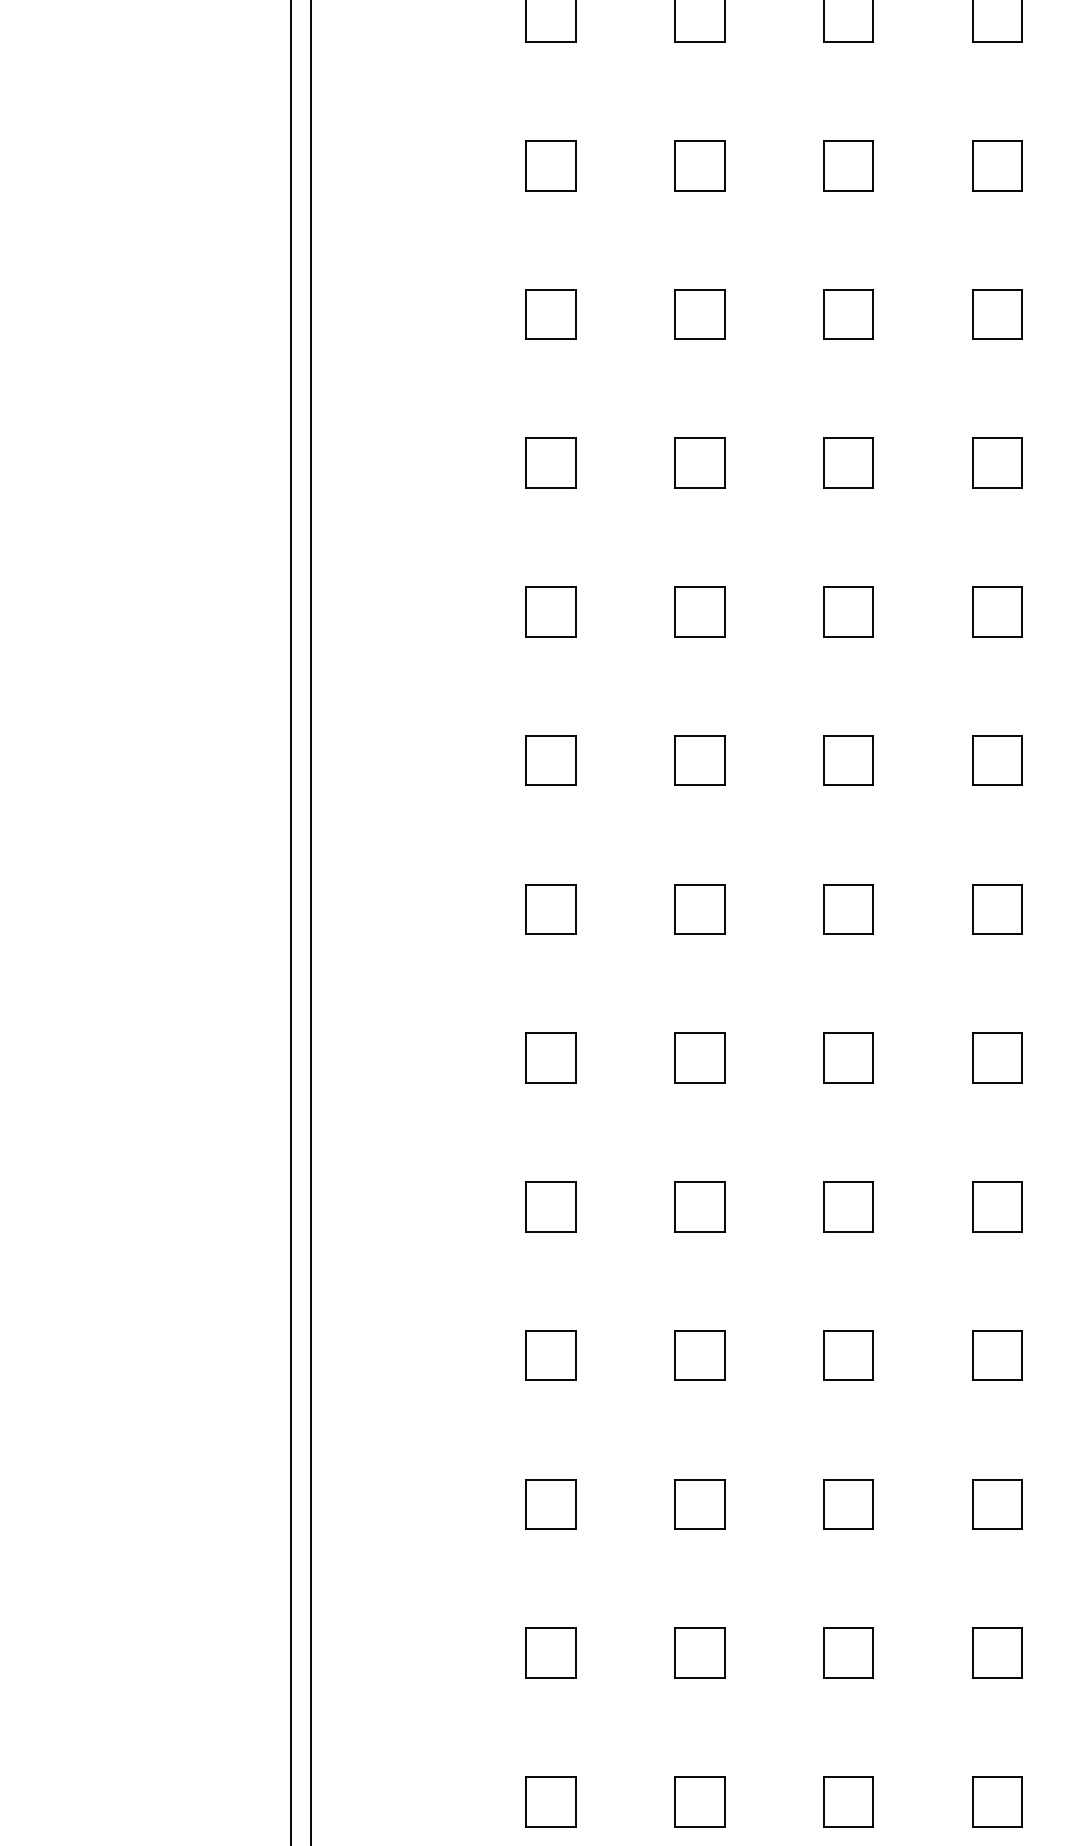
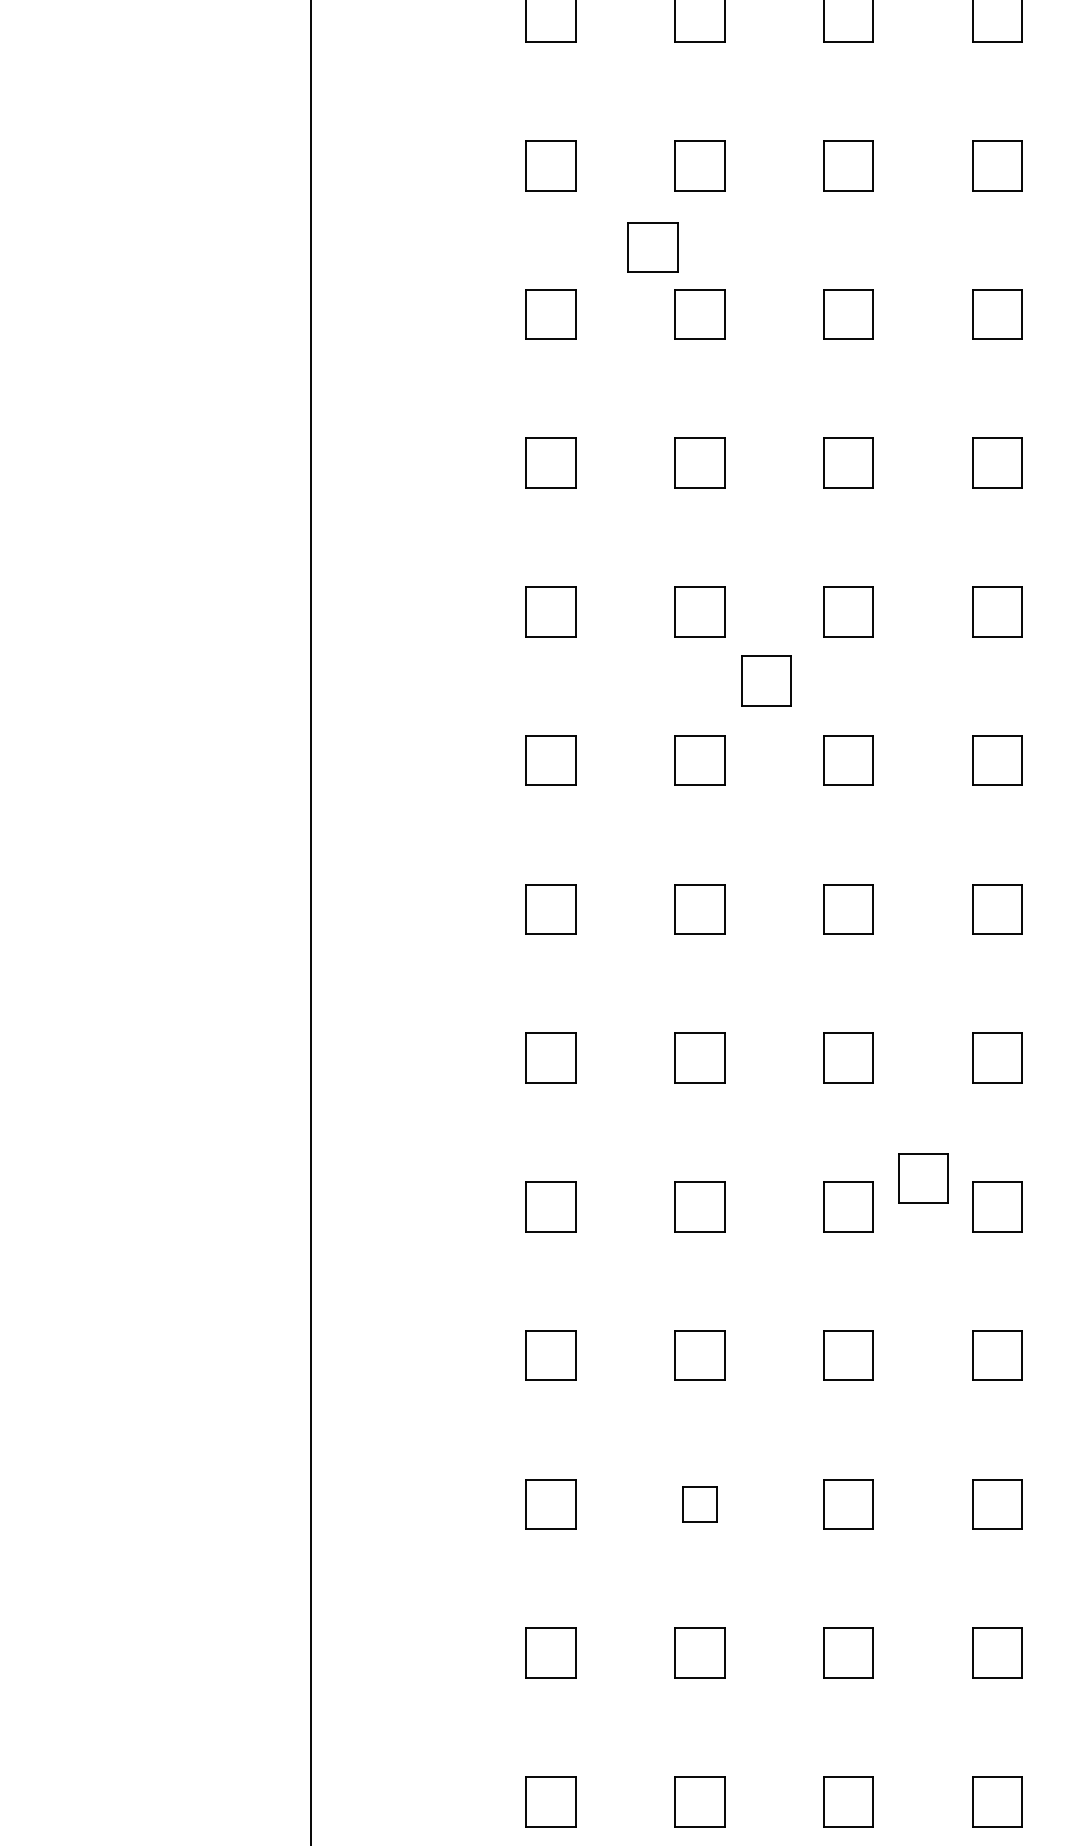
part: none -> present (652, 247)
part: none -> present (766, 680)
line: present -> none (290, 922)
part: none -> present (923, 1178)
part size: 52x51 px -> 36x37 px (699, 1504)
